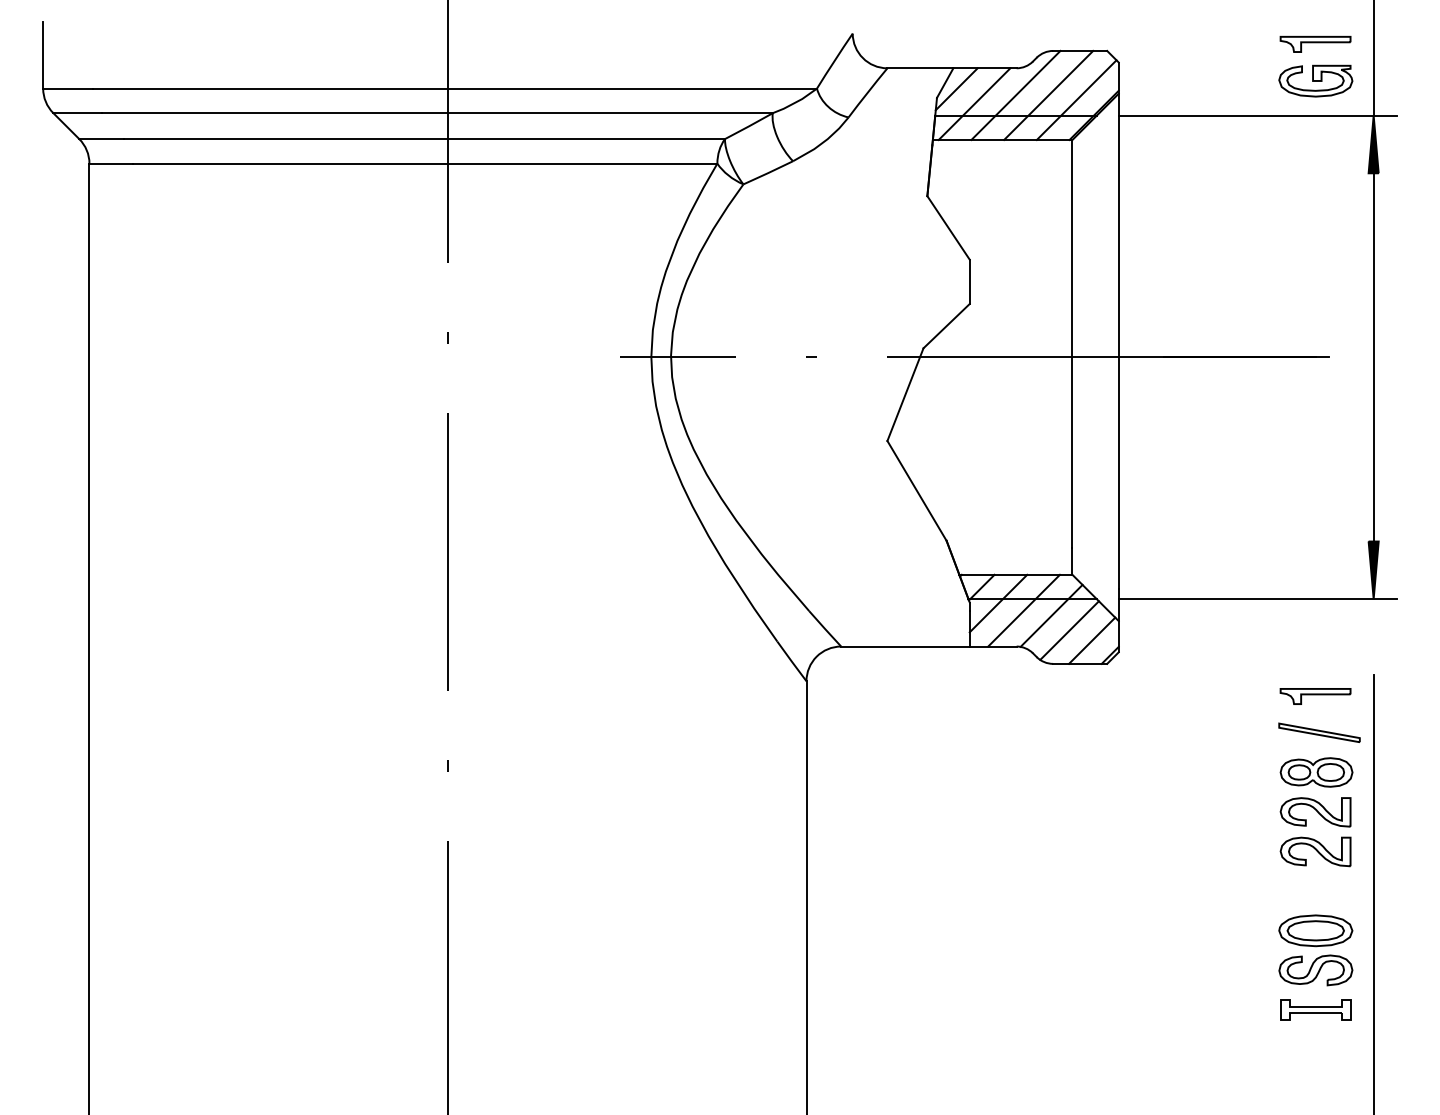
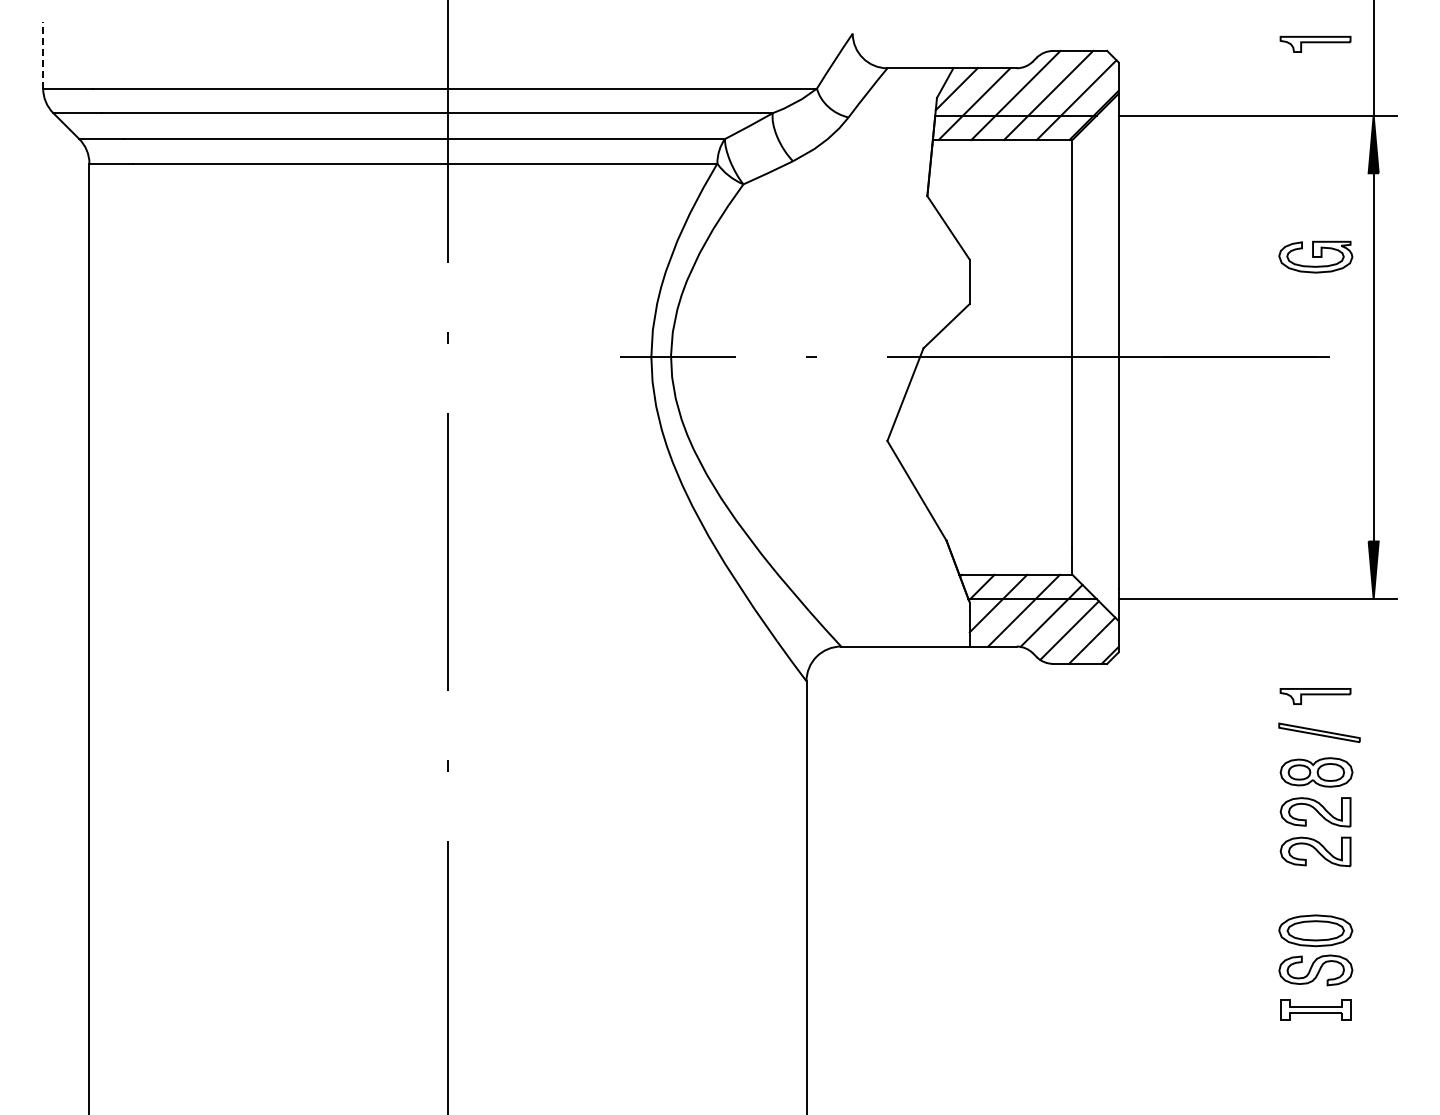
line: solid -> dashed (43, 54)
part position: (1315, 80) -> (1315, 256) (1315, 256)
line: present -> none (1373, 893)
